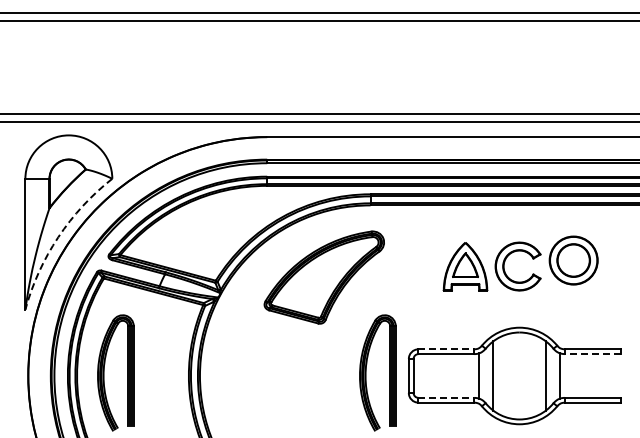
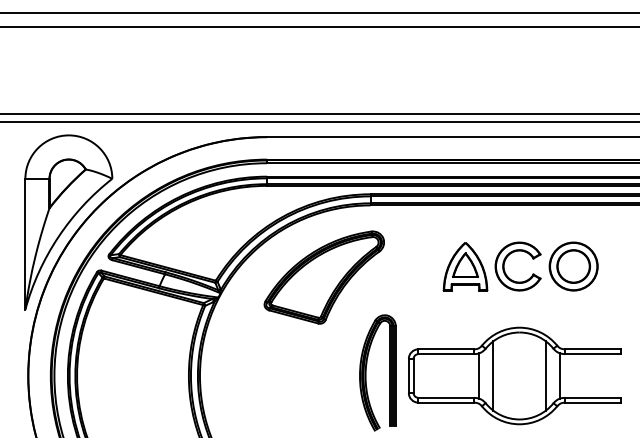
line position: (319, 21) -> (319, 27) (319, 27)
arc: dashed -> solid (58, 237)
part position: (573, 260) -> (573, 266) (573, 266)
line: dashed -> solid (446, 349)
line: dashed -> solid (592, 354)
part: present -> none (104, 372)
line: dashed -> solid (446, 397)
